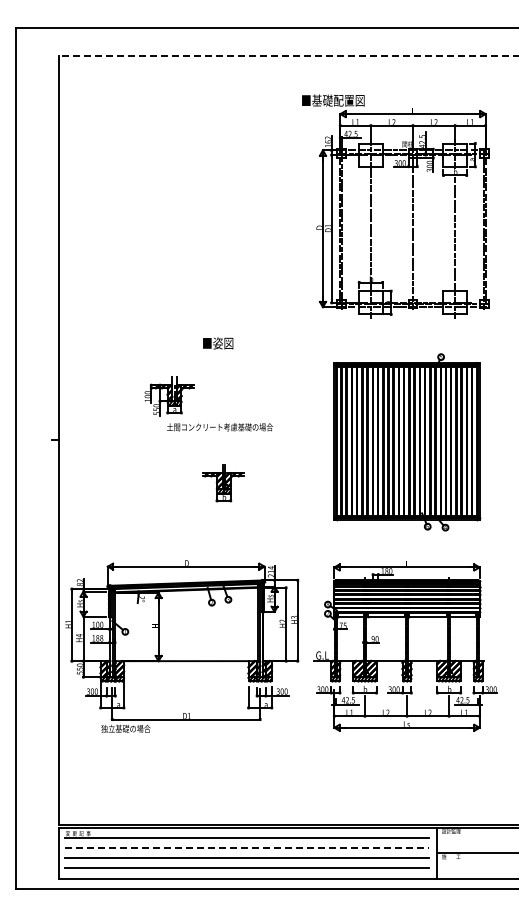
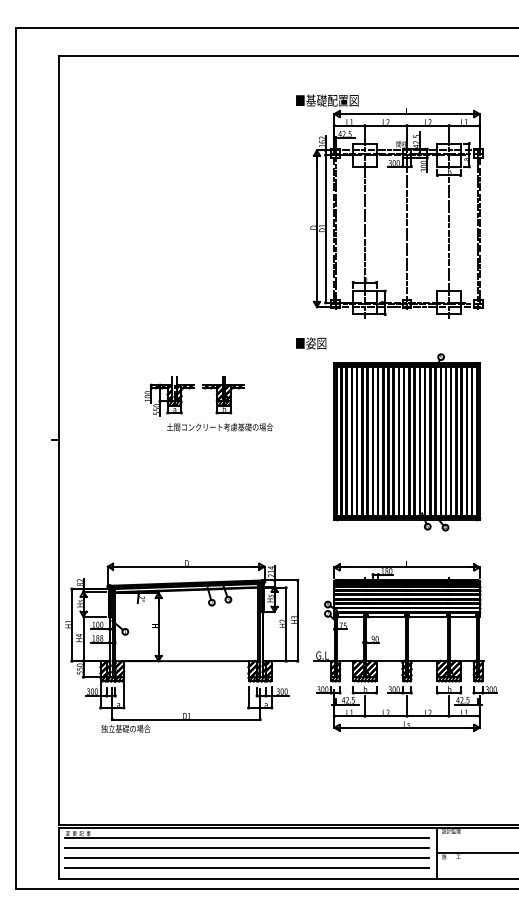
line: dashed -> solid (288, 55)
part position: (412, 206) -> (406, 206) (406, 206)
text position: (218, 343) -> (311, 343) (311, 343)
part position: (223, 483) -> (223, 395) (223, 395)
line: dashed -> solid (247, 848)
